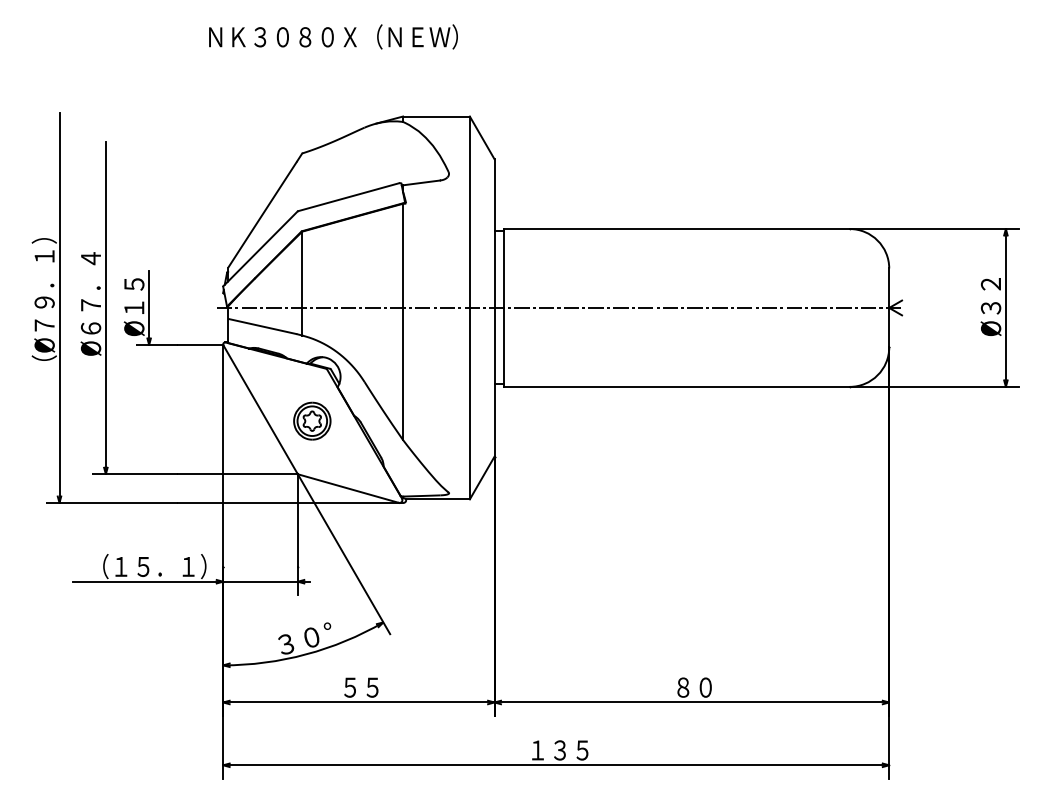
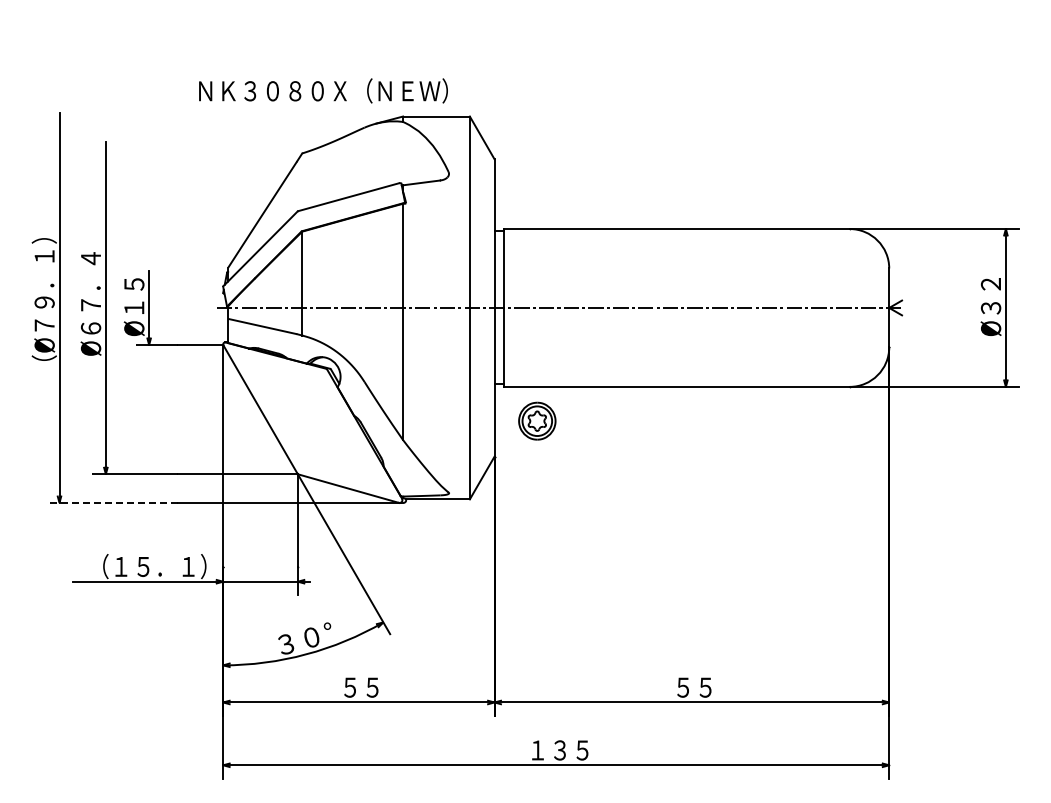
text position: (333, 36) -> (323, 90) (323, 90)
part position: (312, 420) -> (537, 420) (537, 420)
line: solid -> dashed (111, 502)
text: ８０ -> ５５ (694, 687)
